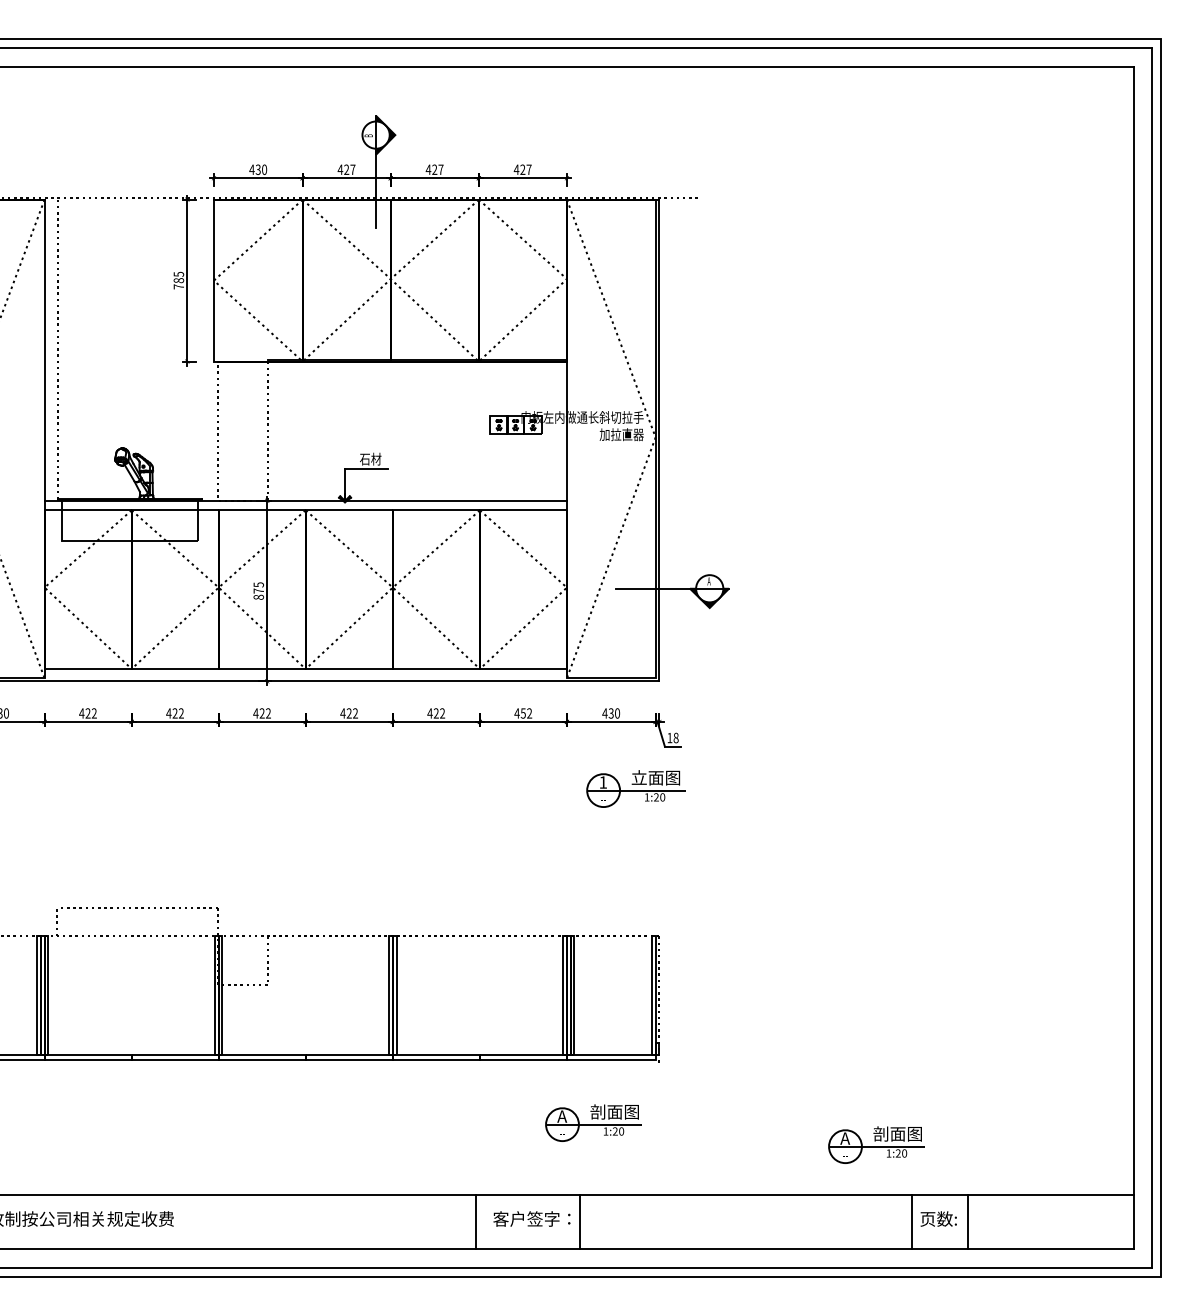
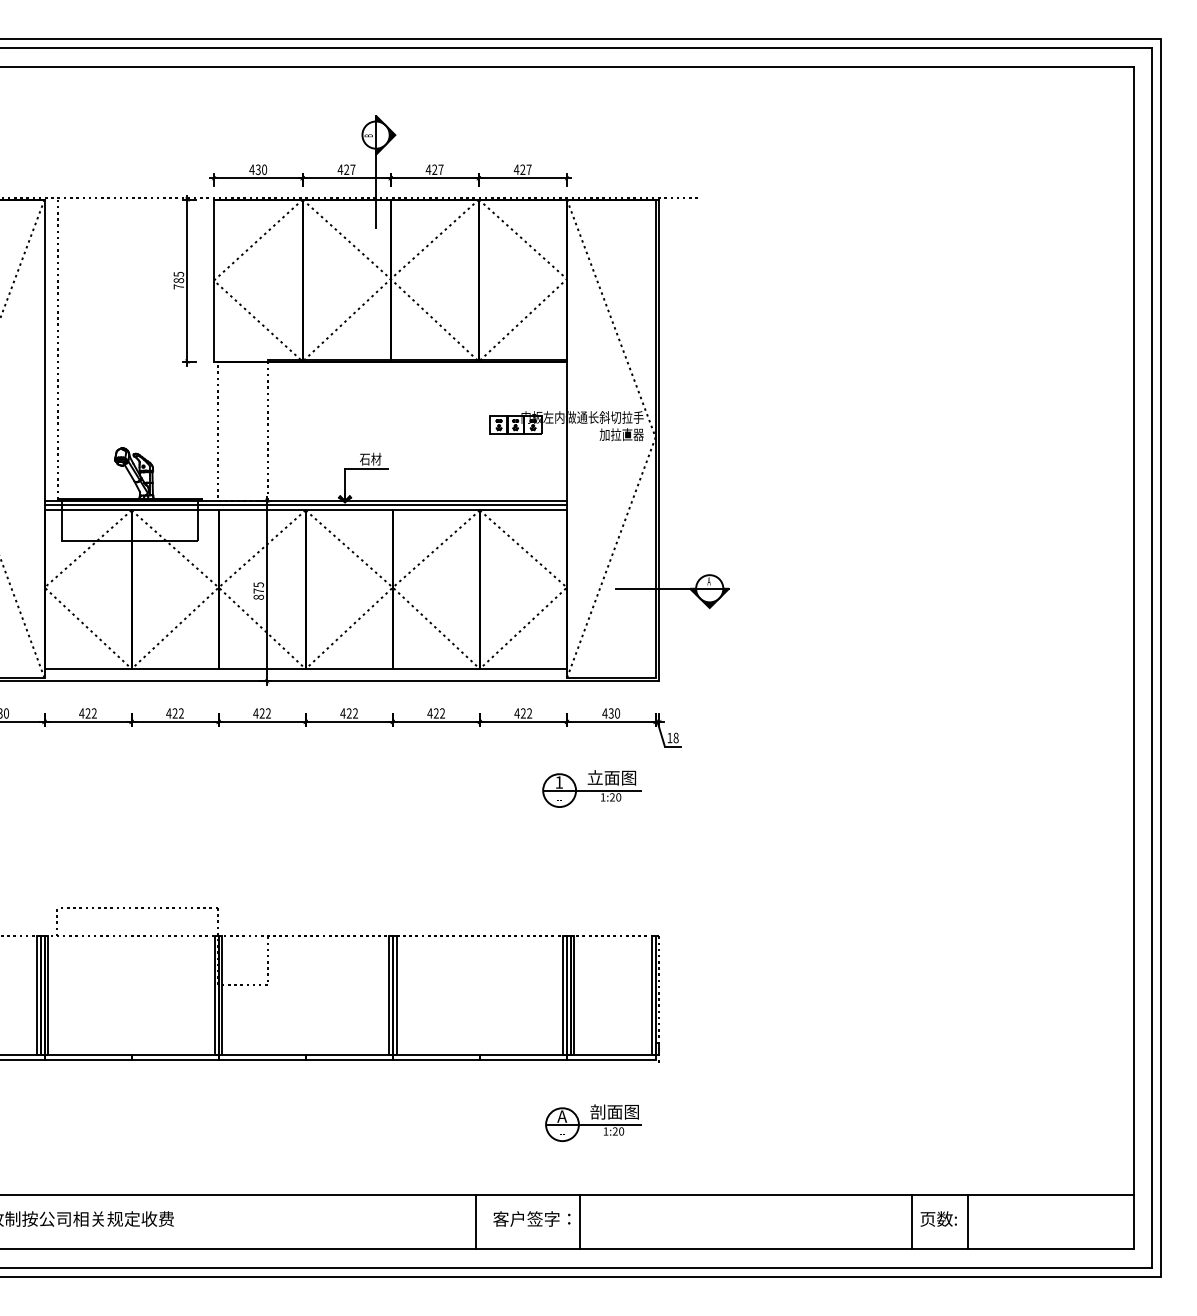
line: none -> present (305, 504)
text: 452 -> 422 (522, 713)
part position: (635, 788) -> (591, 788) (591, 788)
part: present -> none (876, 1144)
